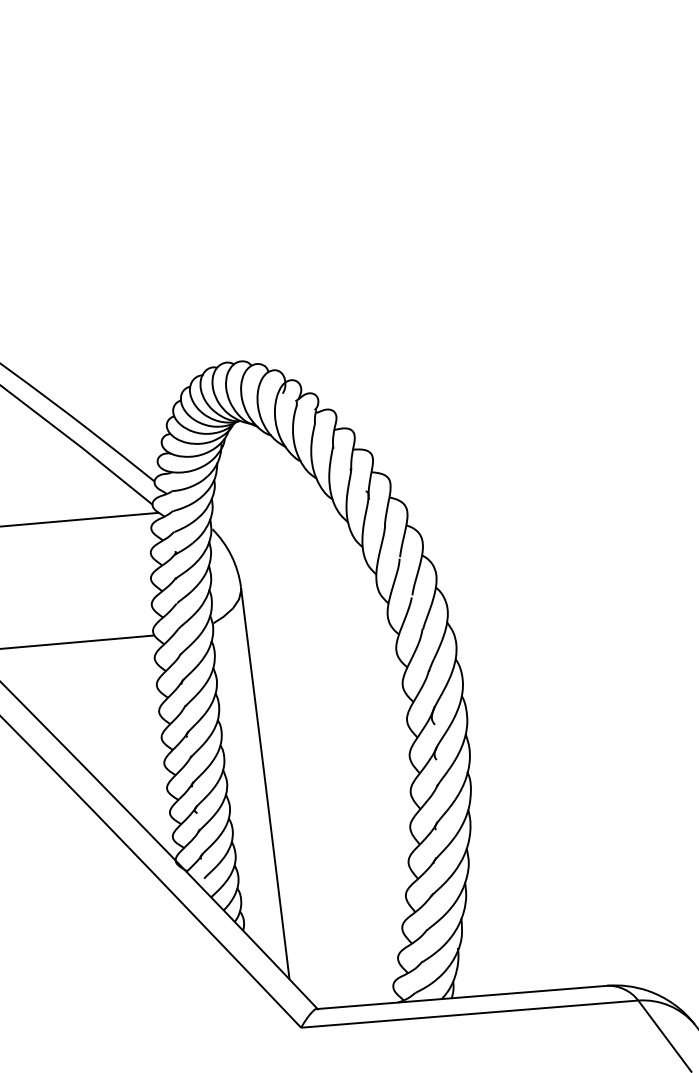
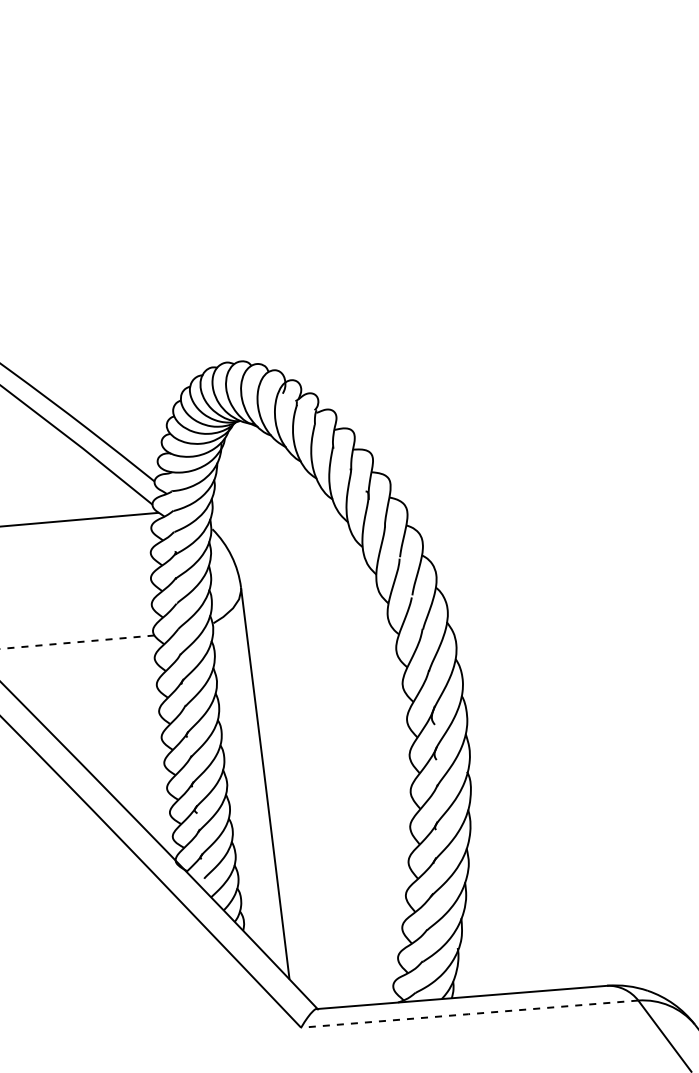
line: solid -> dashed (77, 642)
line: solid -> dashed (469, 1014)
